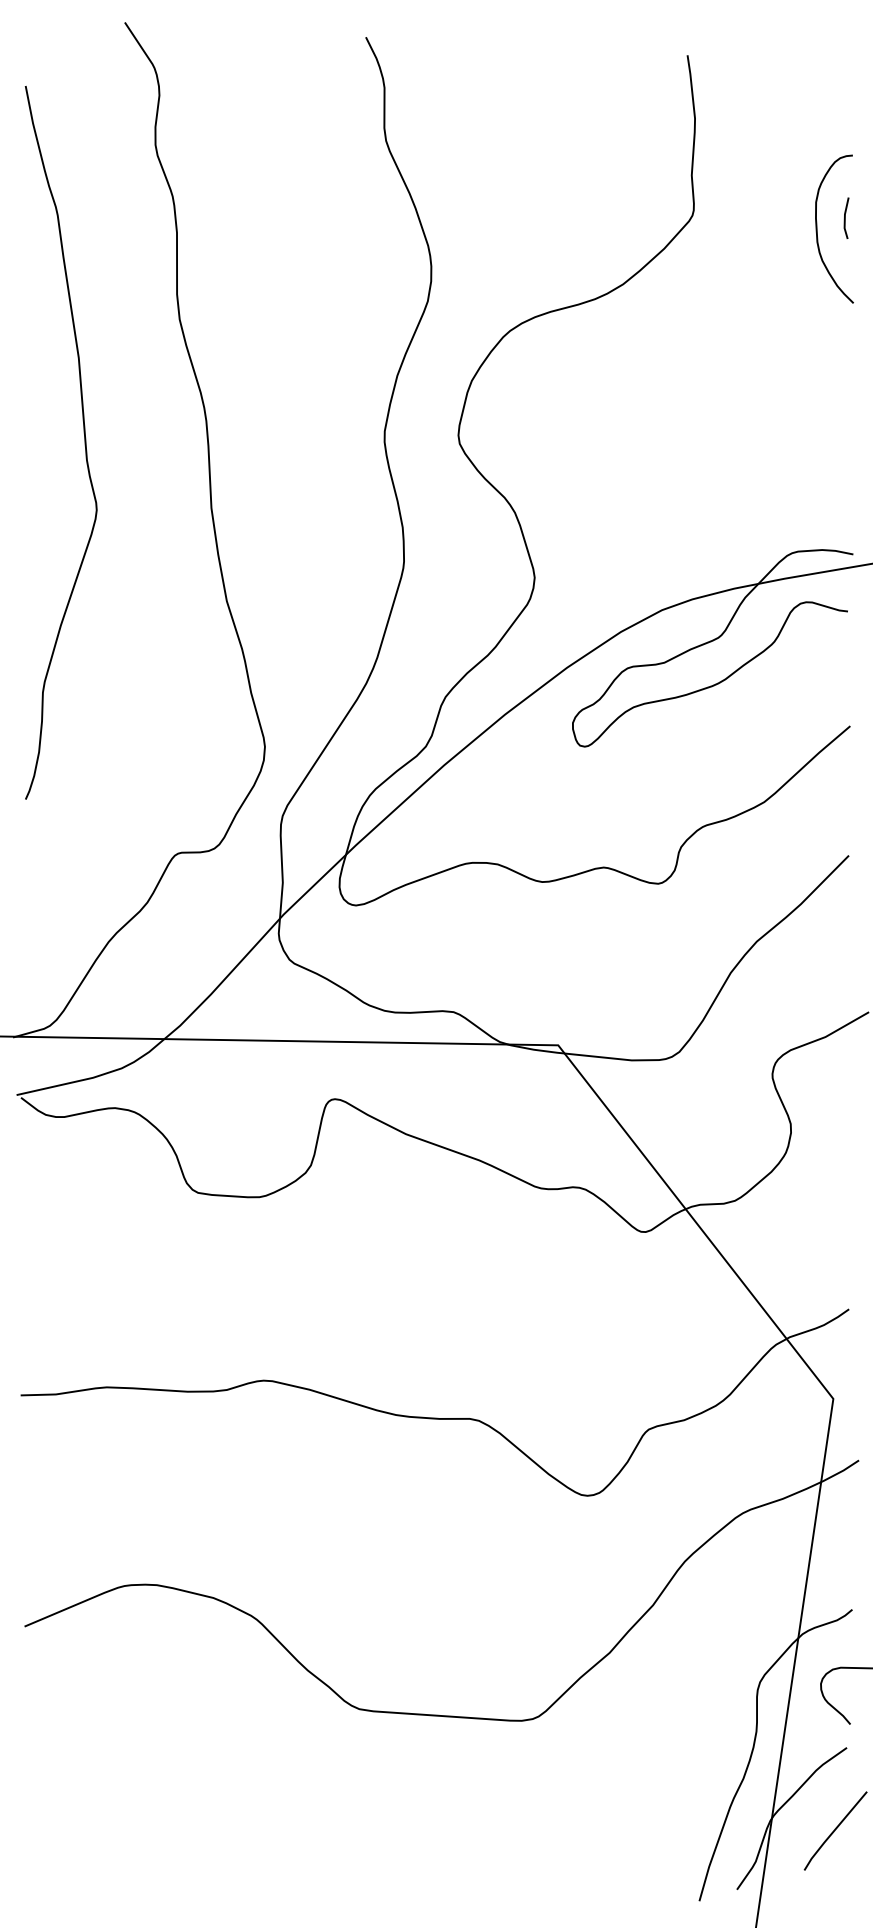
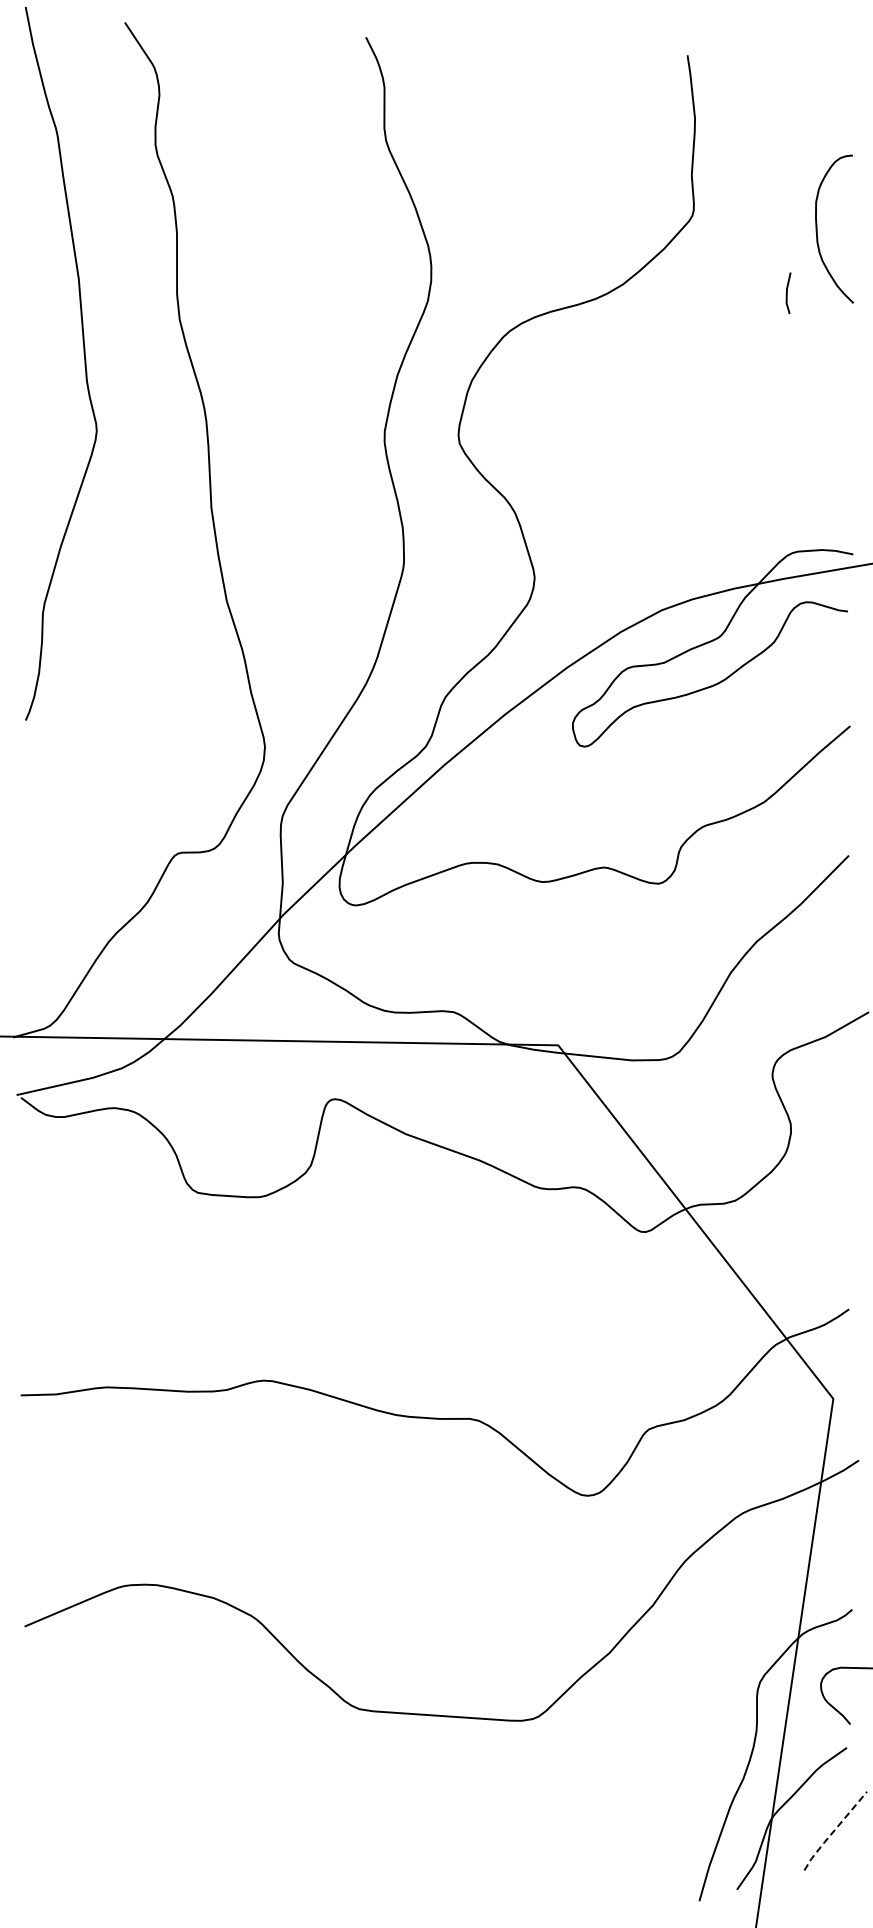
line position: (845, 217) -> (787, 292) (787, 292)
curve position: (84, 442) -> (84, 363) (84, 363)
line: solid -> dashed (833, 1831)
